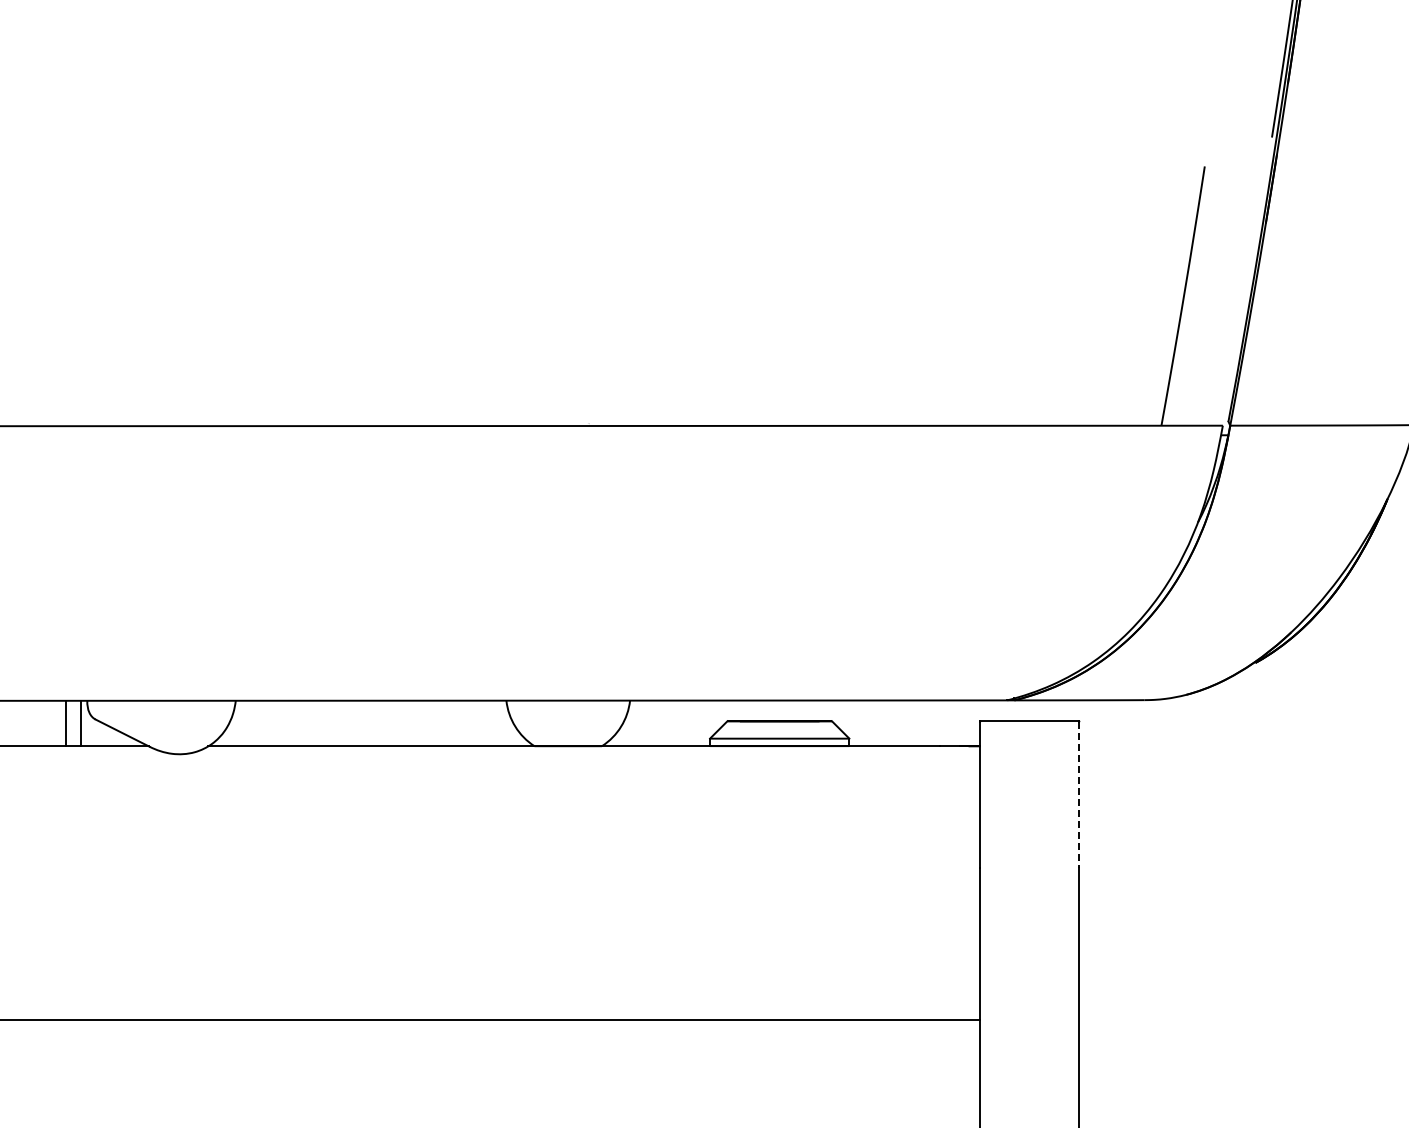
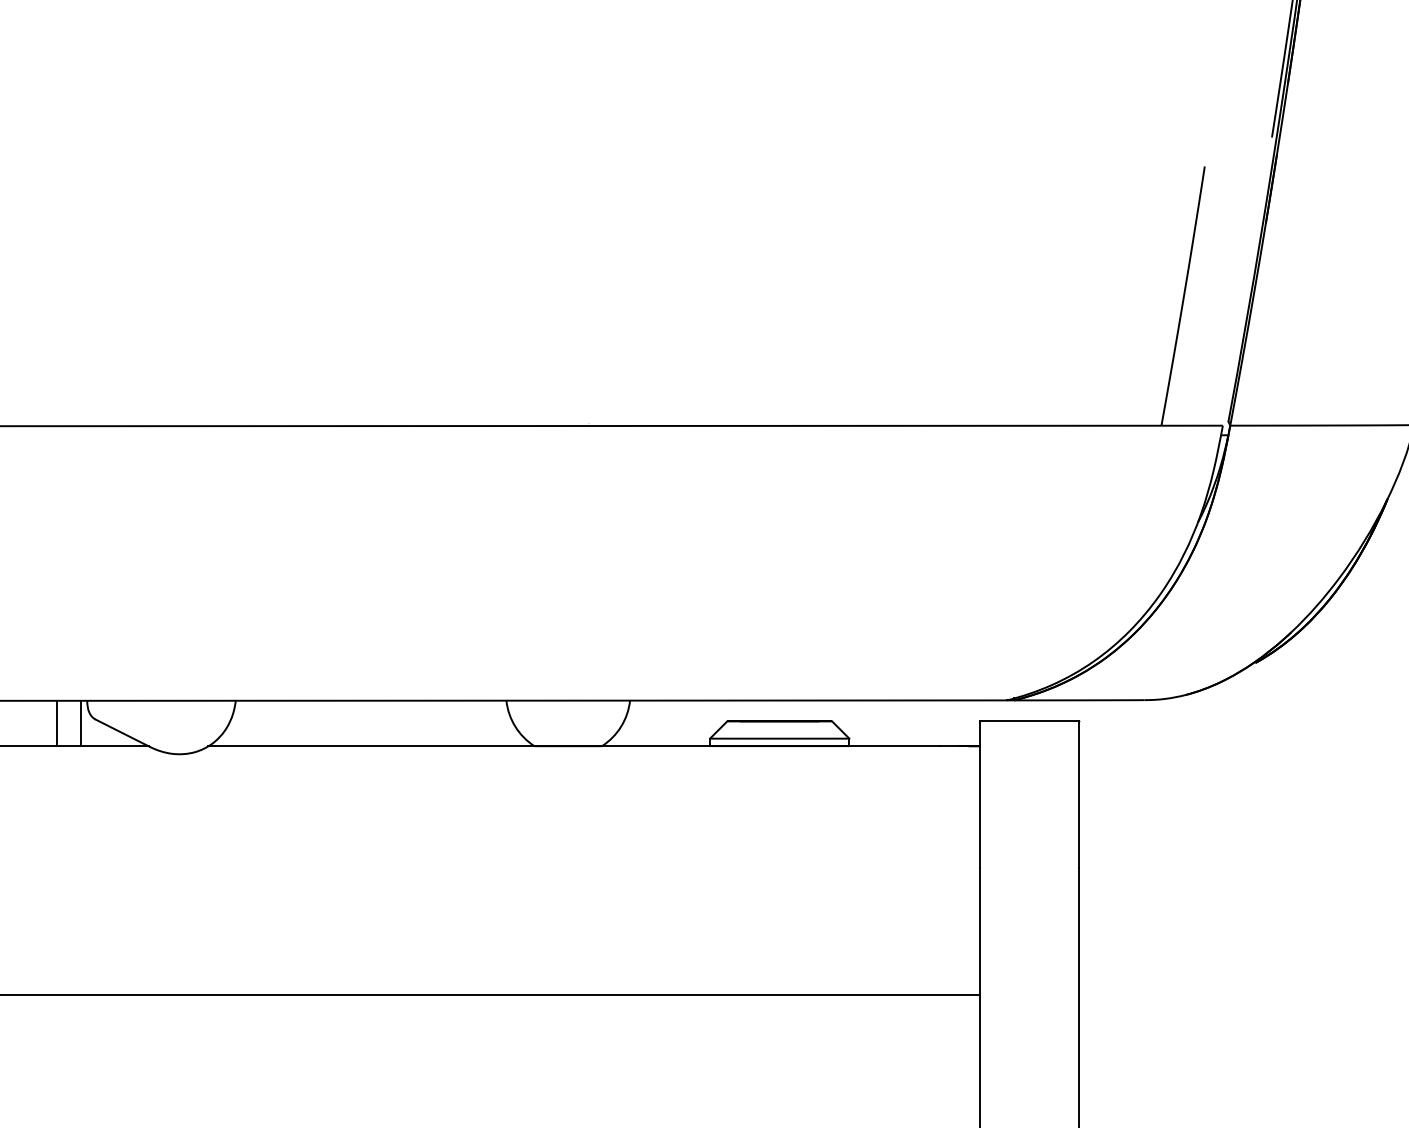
line position: (65, 723) -> (56, 723) (56, 723)
line: dashed -> solid (1079, 795)
line position: (490, 1020) -> (490, 995) (490, 995)
